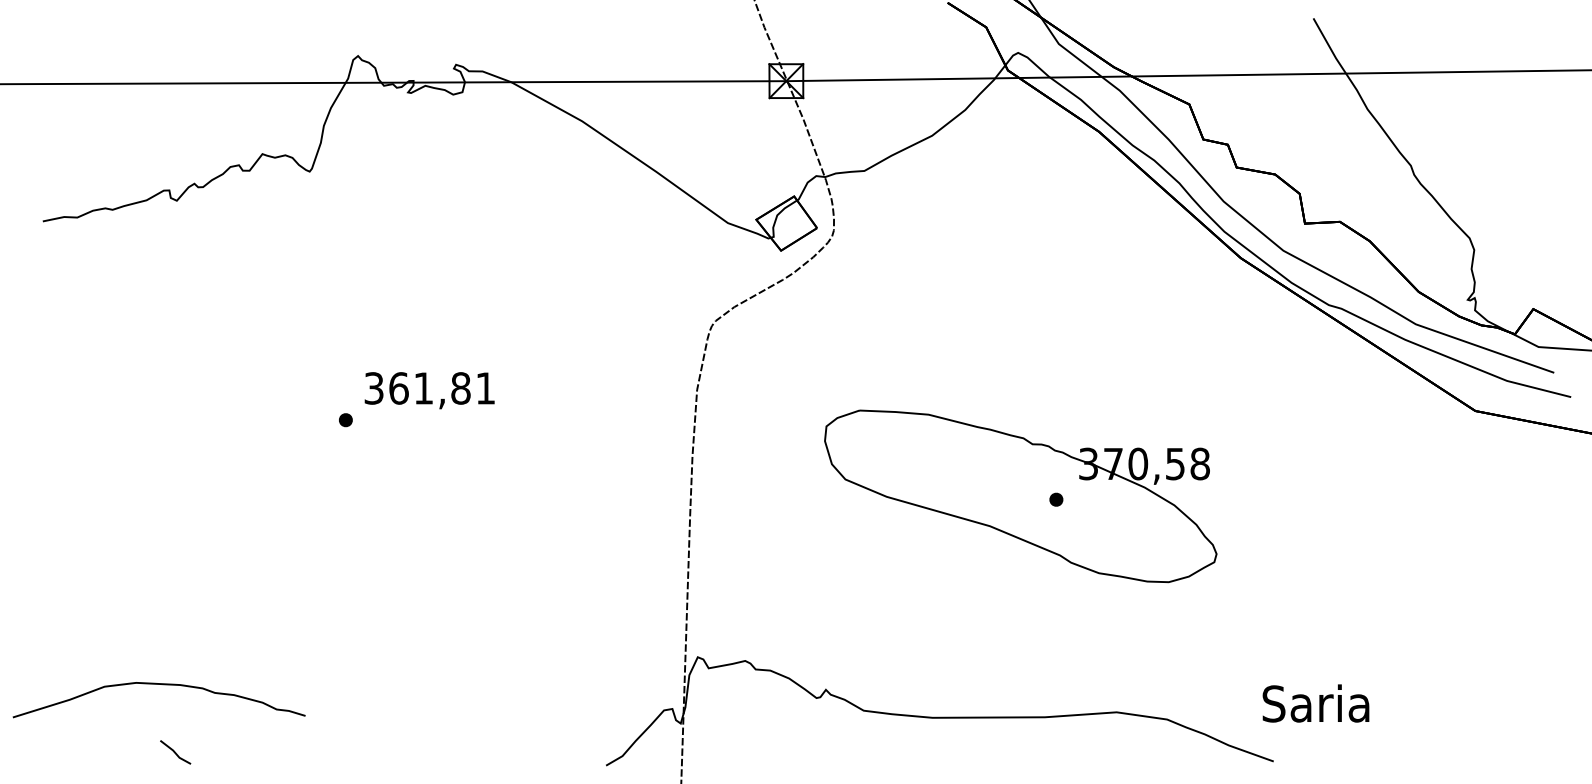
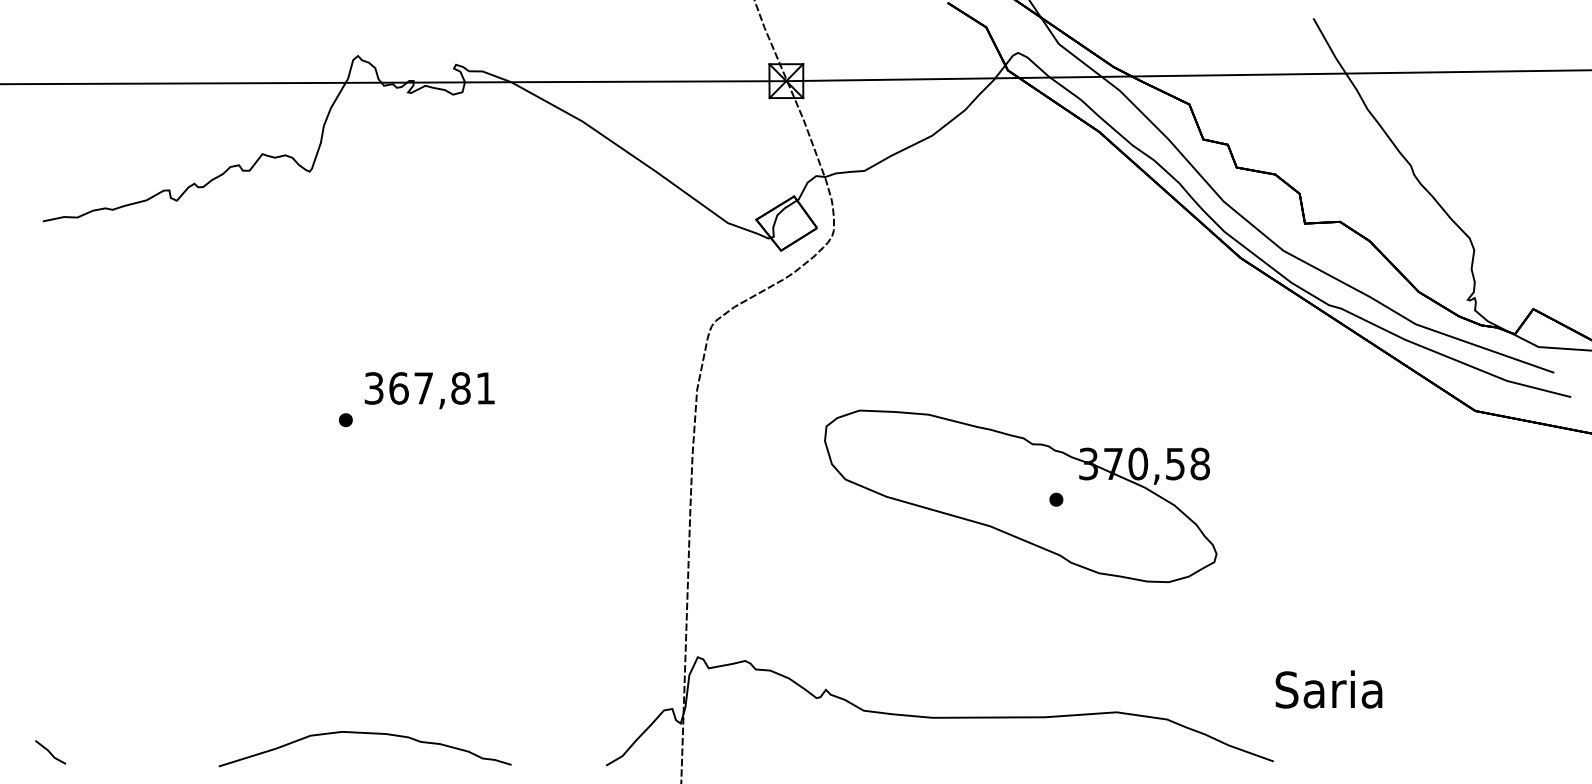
text: 361,81 -> 367,81 (423, 388)
curve position: (162, 685) -> (368, 734) (368, 734)
text position: (1315, 703) -> (1328, 689) (1328, 689)
line position: (175, 752) -> (50, 752) (50, 752)
